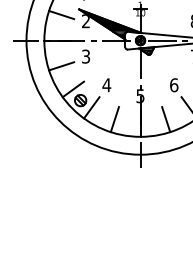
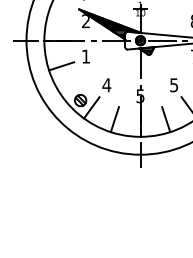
line: present -> none (61, 14)
text: 3 -> 1 (86, 56)
text: 6 -> 5 (174, 85)
line: present -> none (73, 89)
